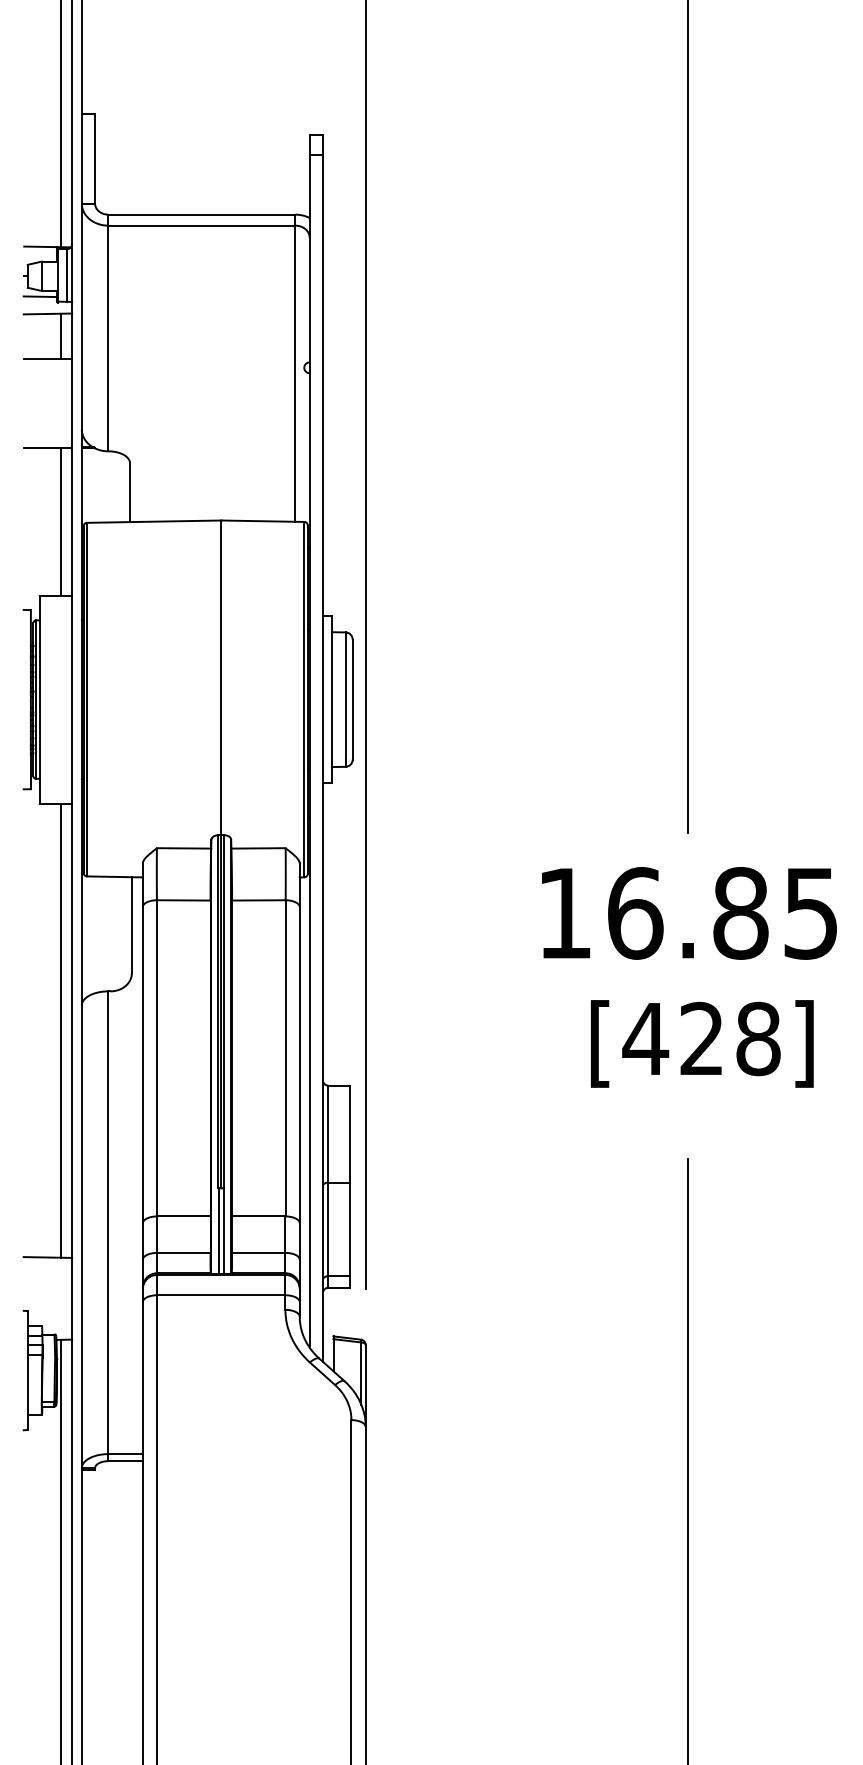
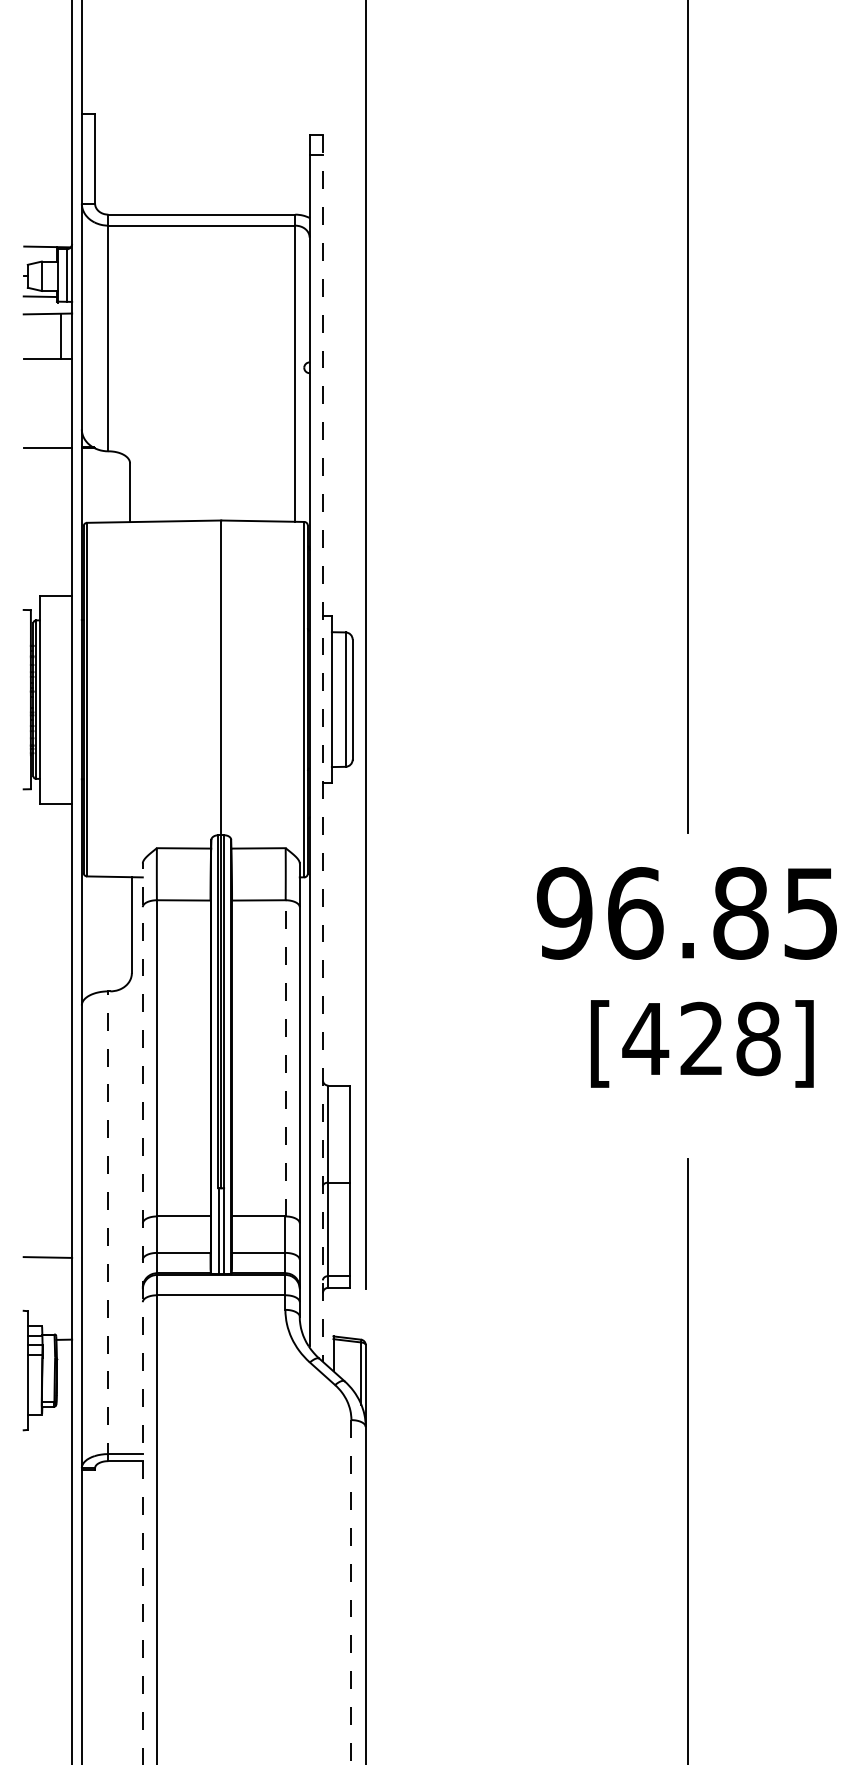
line: present -> none (61, 124)
line: present -> none (61, 521)
line: solid -> dashed (322, 749)
text: 16.85 -> 96.85 (564, 913)
line: present -> none (61, 1030)
line: solid -> dashed (285, 1057)
line: solid -> dashed (108, 1226)
line: solid -> dashed (142, 1313)
line: present -> none (61, 1550)
line: solid -> dashed (351, 1592)
